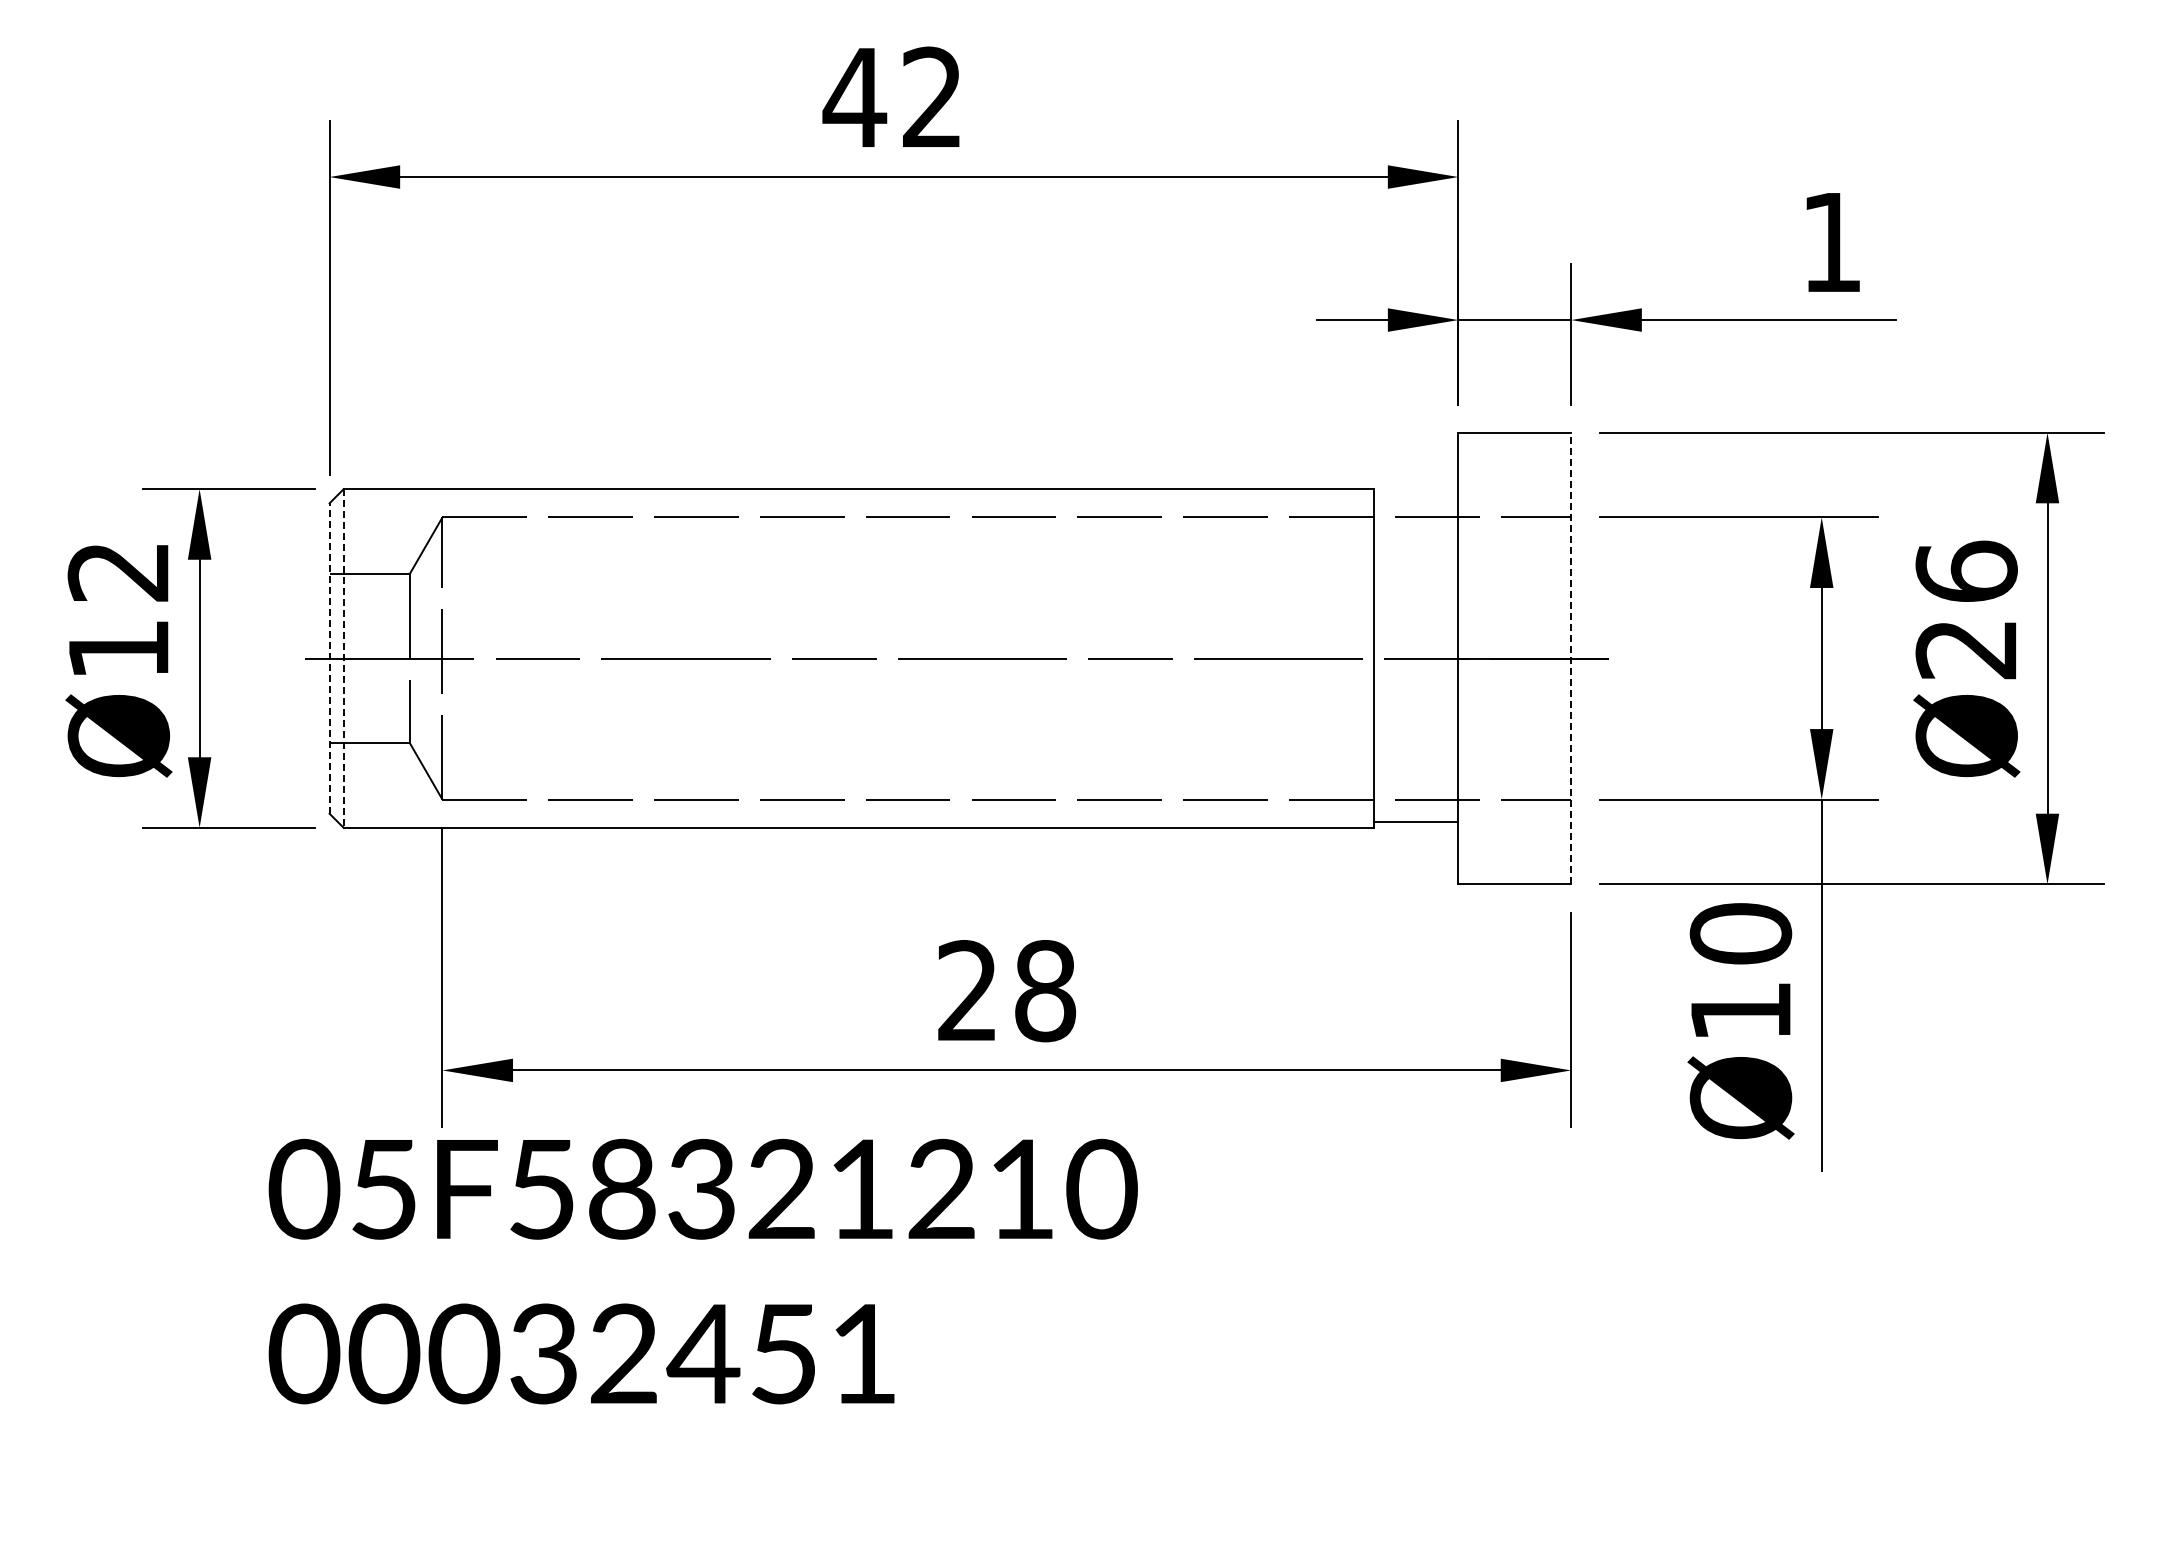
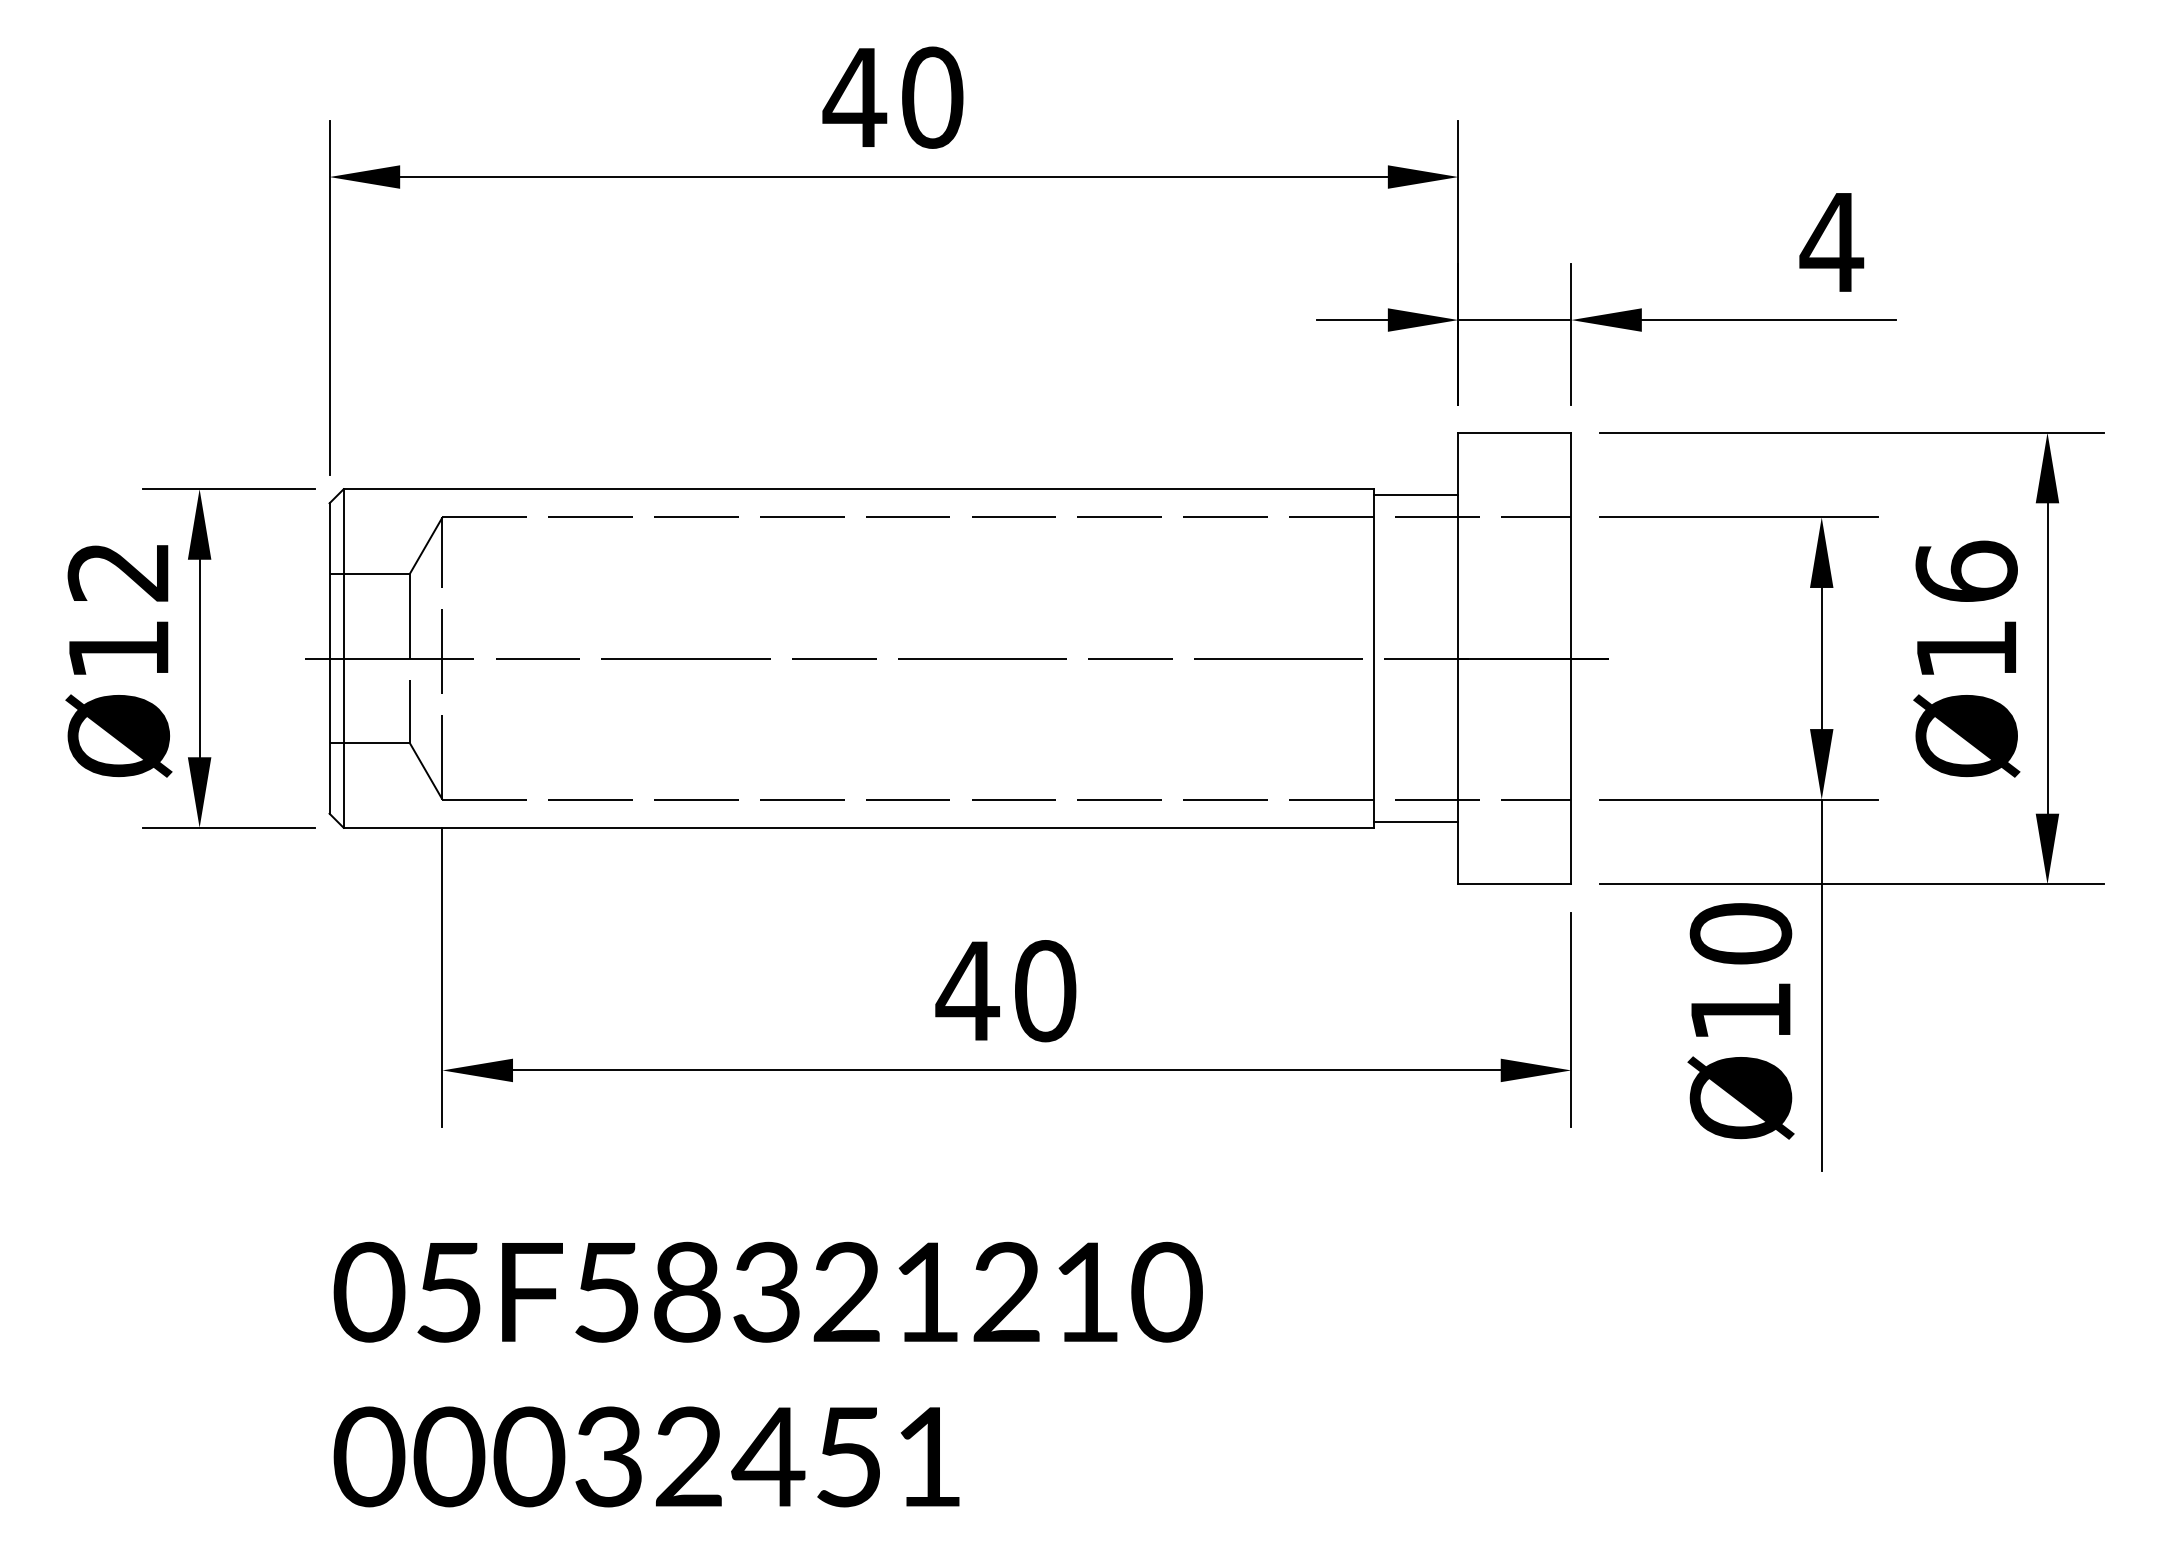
text: 42 -> 40 (932, 97)
text: 1 -> 4 (1831, 242)
line: none -> present (1415, 494)
text: Ø26 -> Ø16 (1965, 650)
line: dashed -> solid (329, 658)
line: dashed -> solid (1571, 658)
line: dashed -> solid (343, 659)
text: 28 -> 40 (1005, 991)
text position: (702, 1271) -> (767, 1374) (767, 1374)
